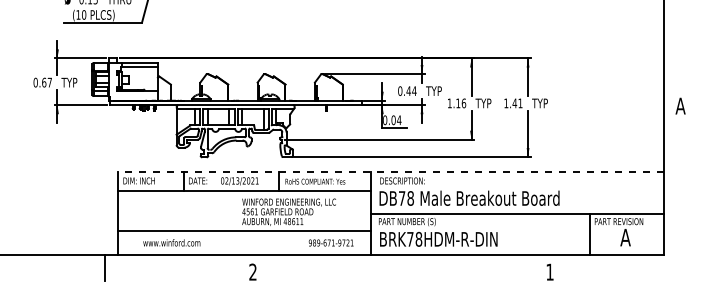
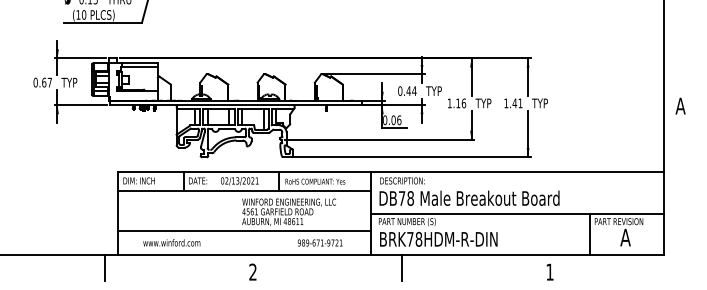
text: 0.04 -> 0.06 (399, 120)
line: dashed -> solid (390, 172)
text position: (330, 242) -> (319, 242) (319, 242)
line: none -> present (401, 267)
